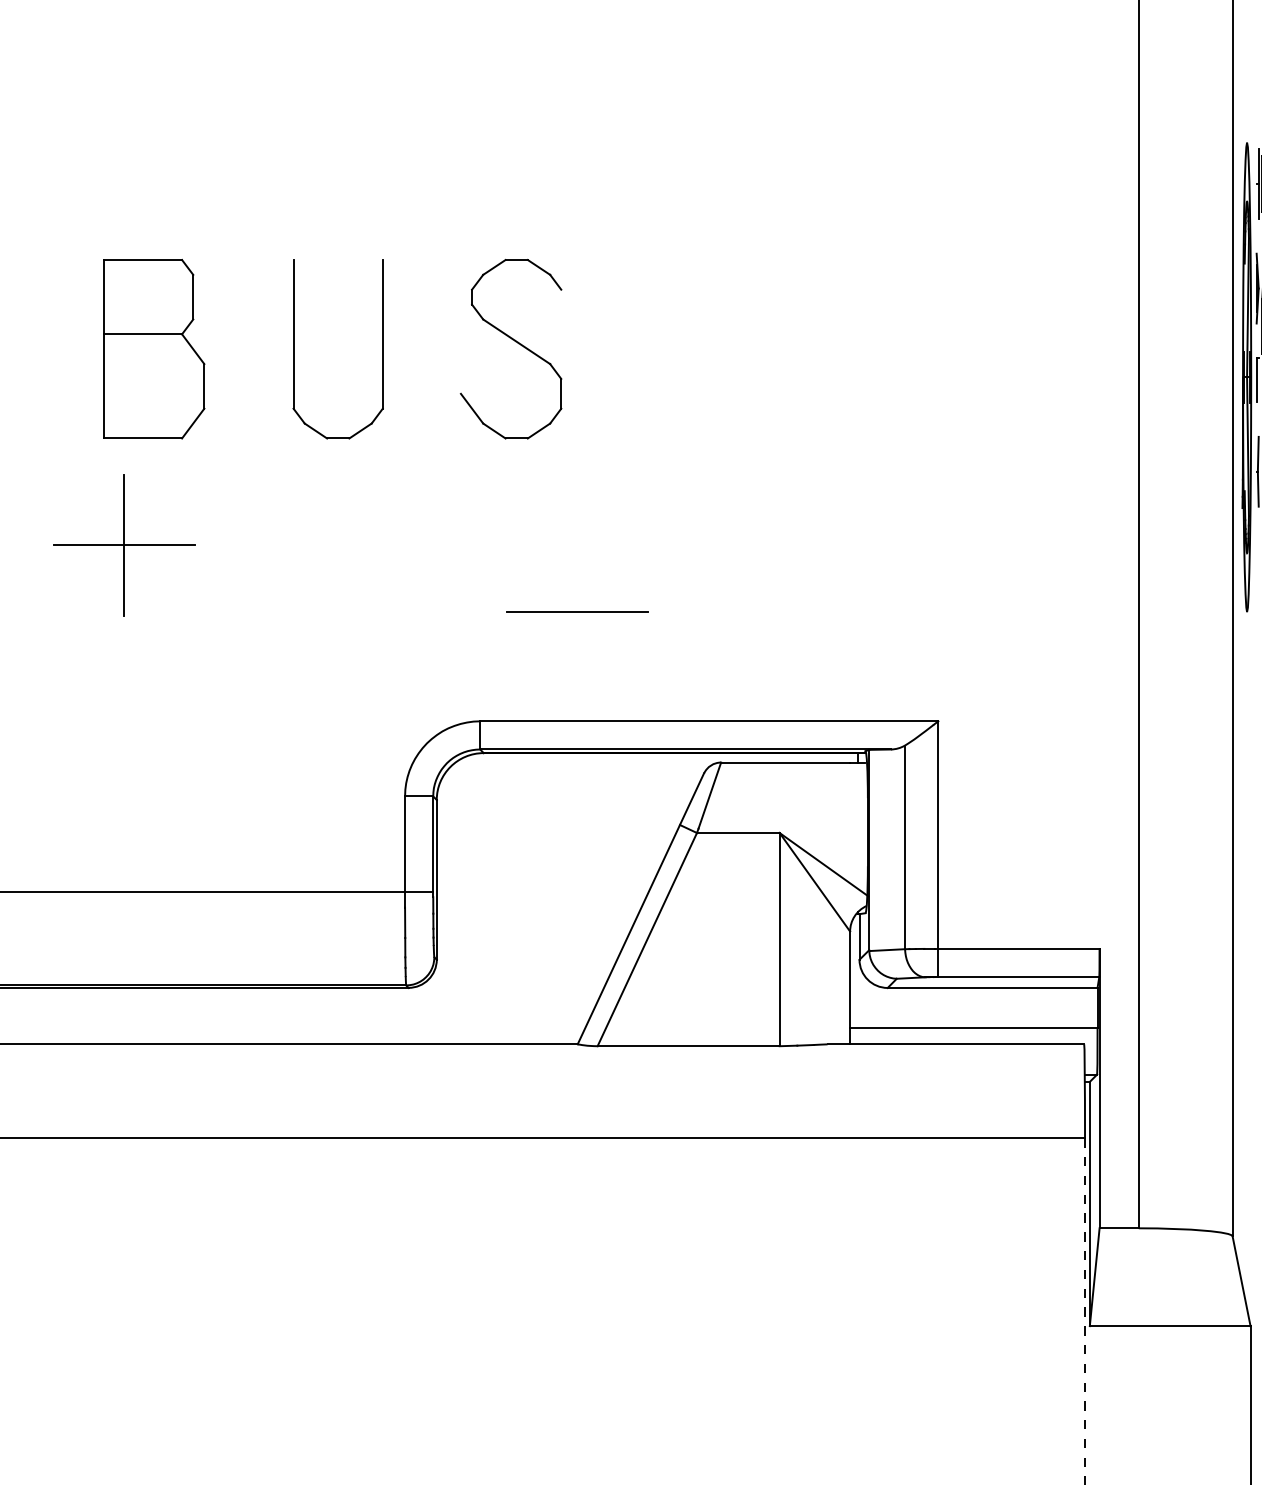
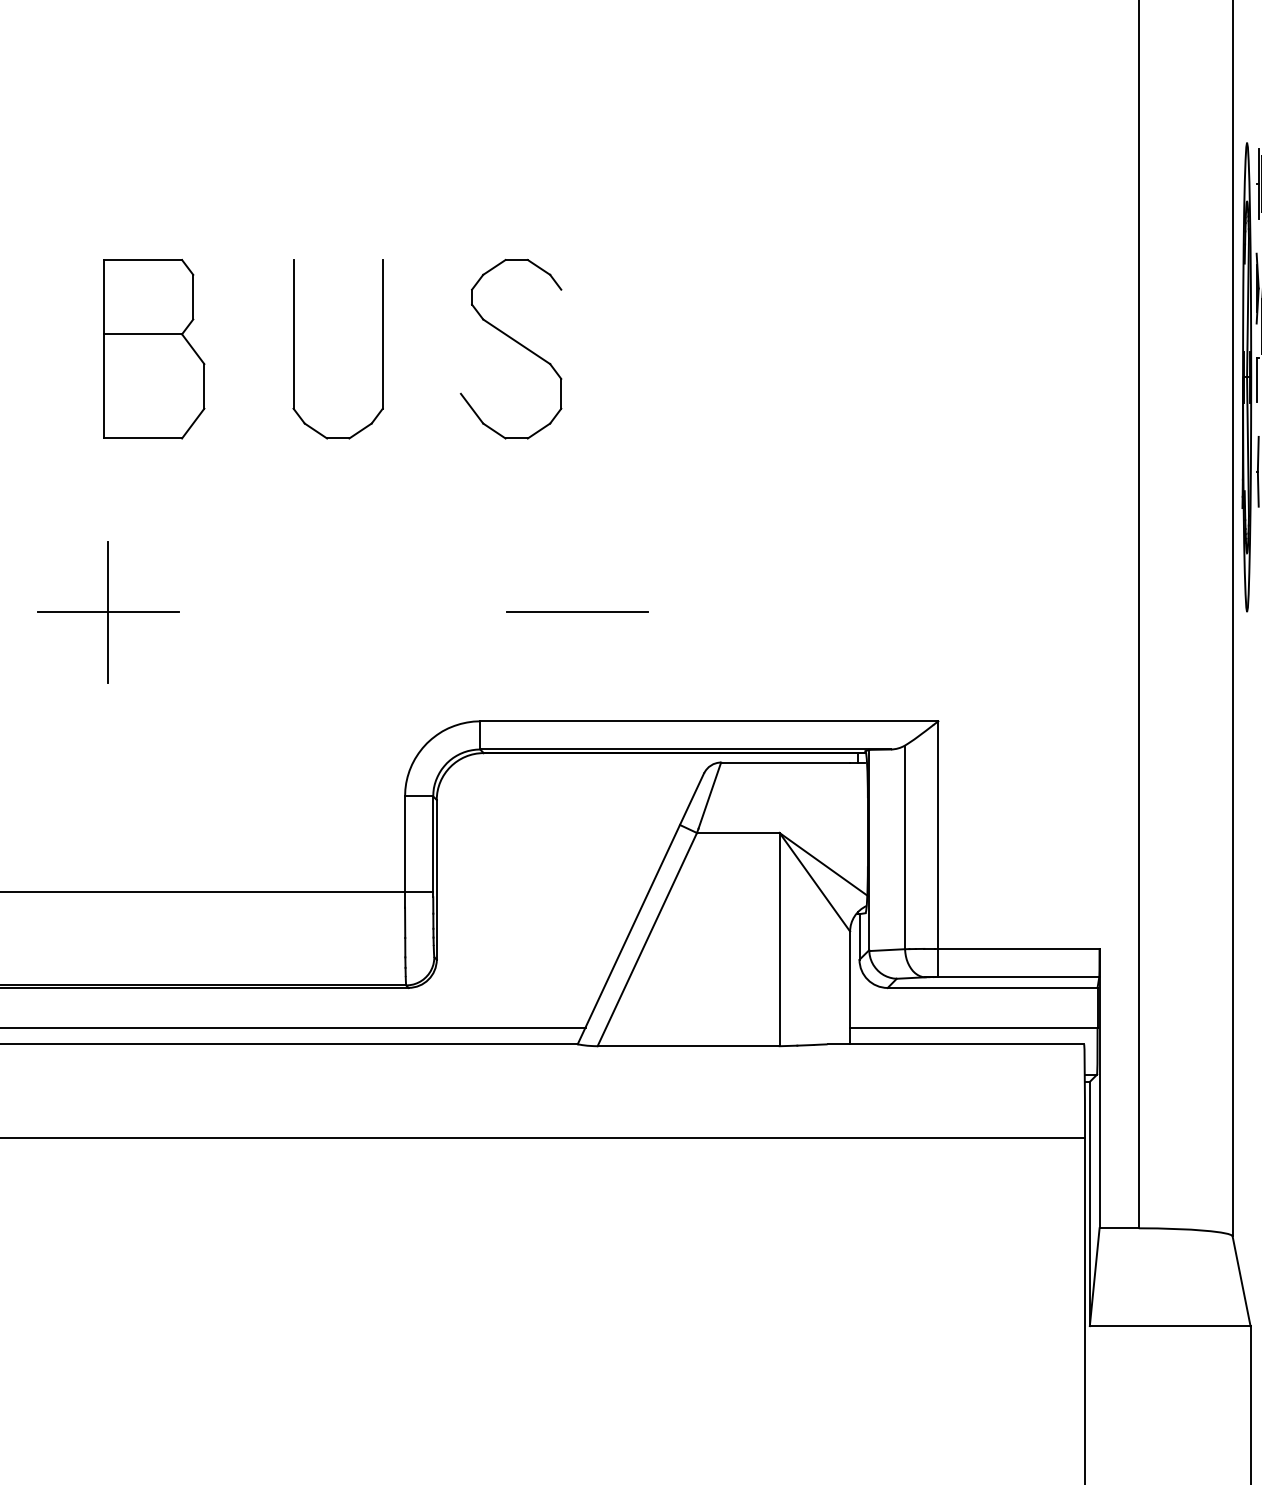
part position: (124, 545) -> (108, 612) (108, 612)
line: none -> present (293, 1027)
line: dashed -> solid (1084, 1311)
